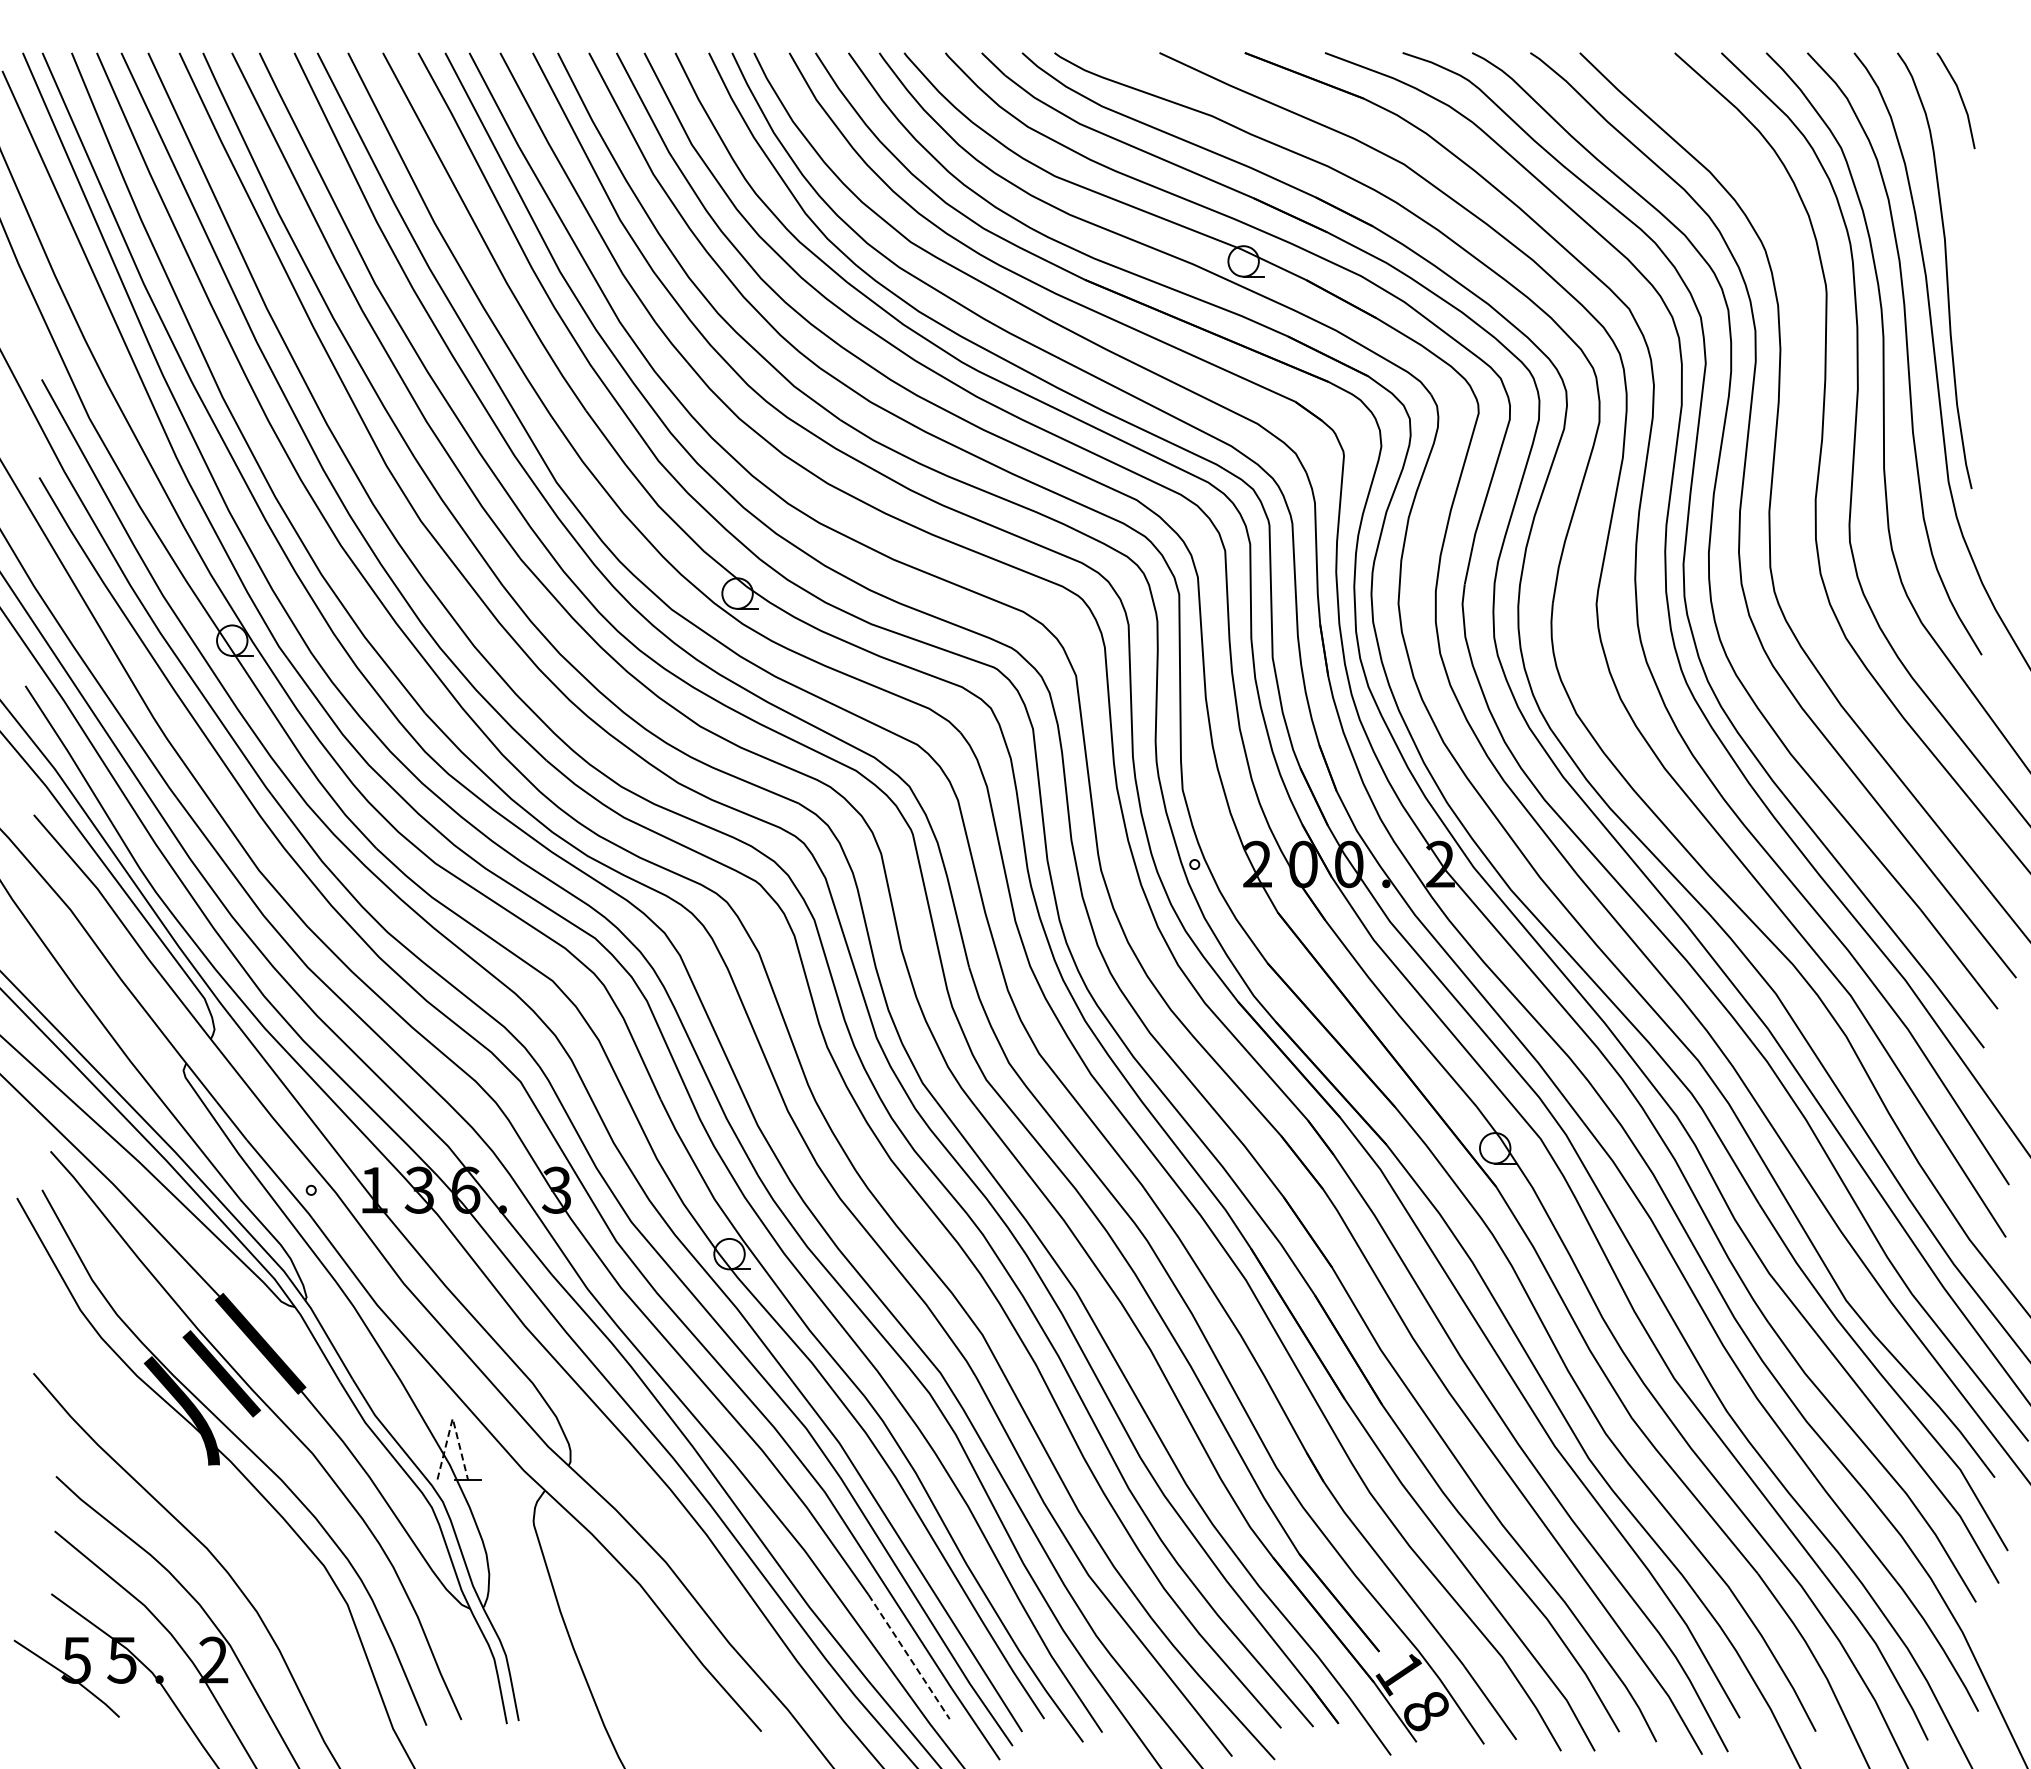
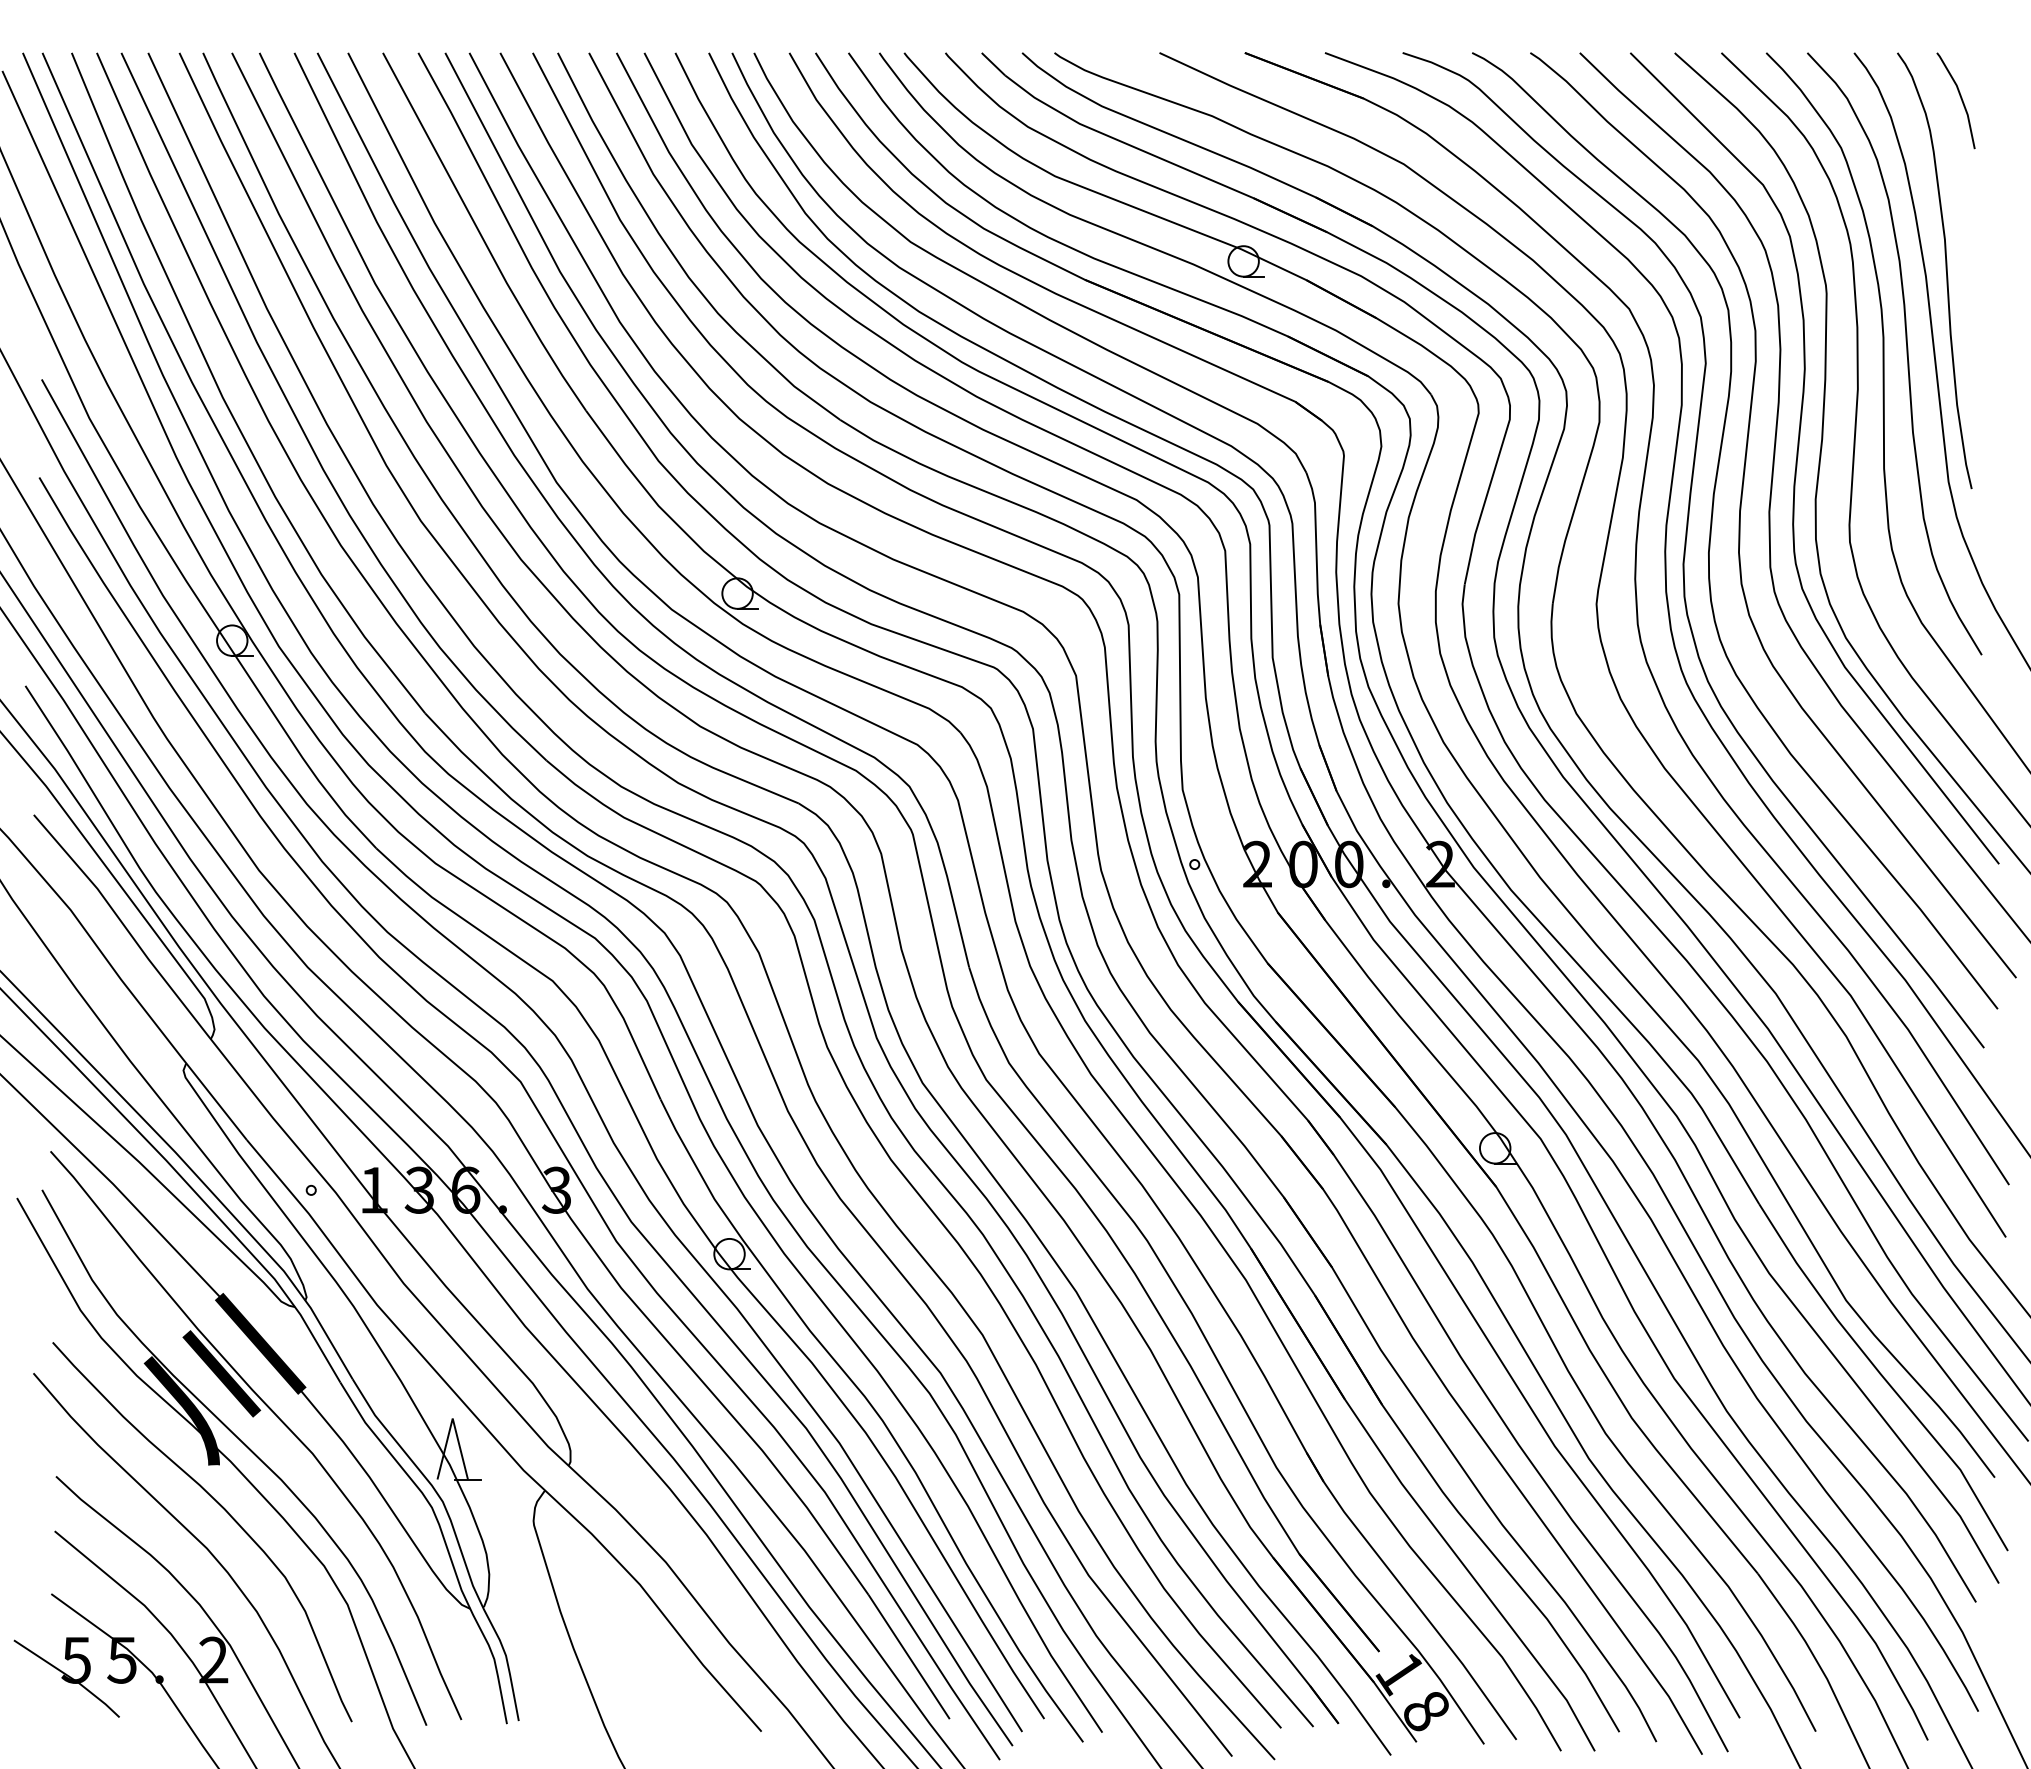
curve: none -> present (1798, 457)
line: dashed -> solid (452, 1418)
curve: none -> present (224, 1510)
line: dashed -> solid (909, 1657)
